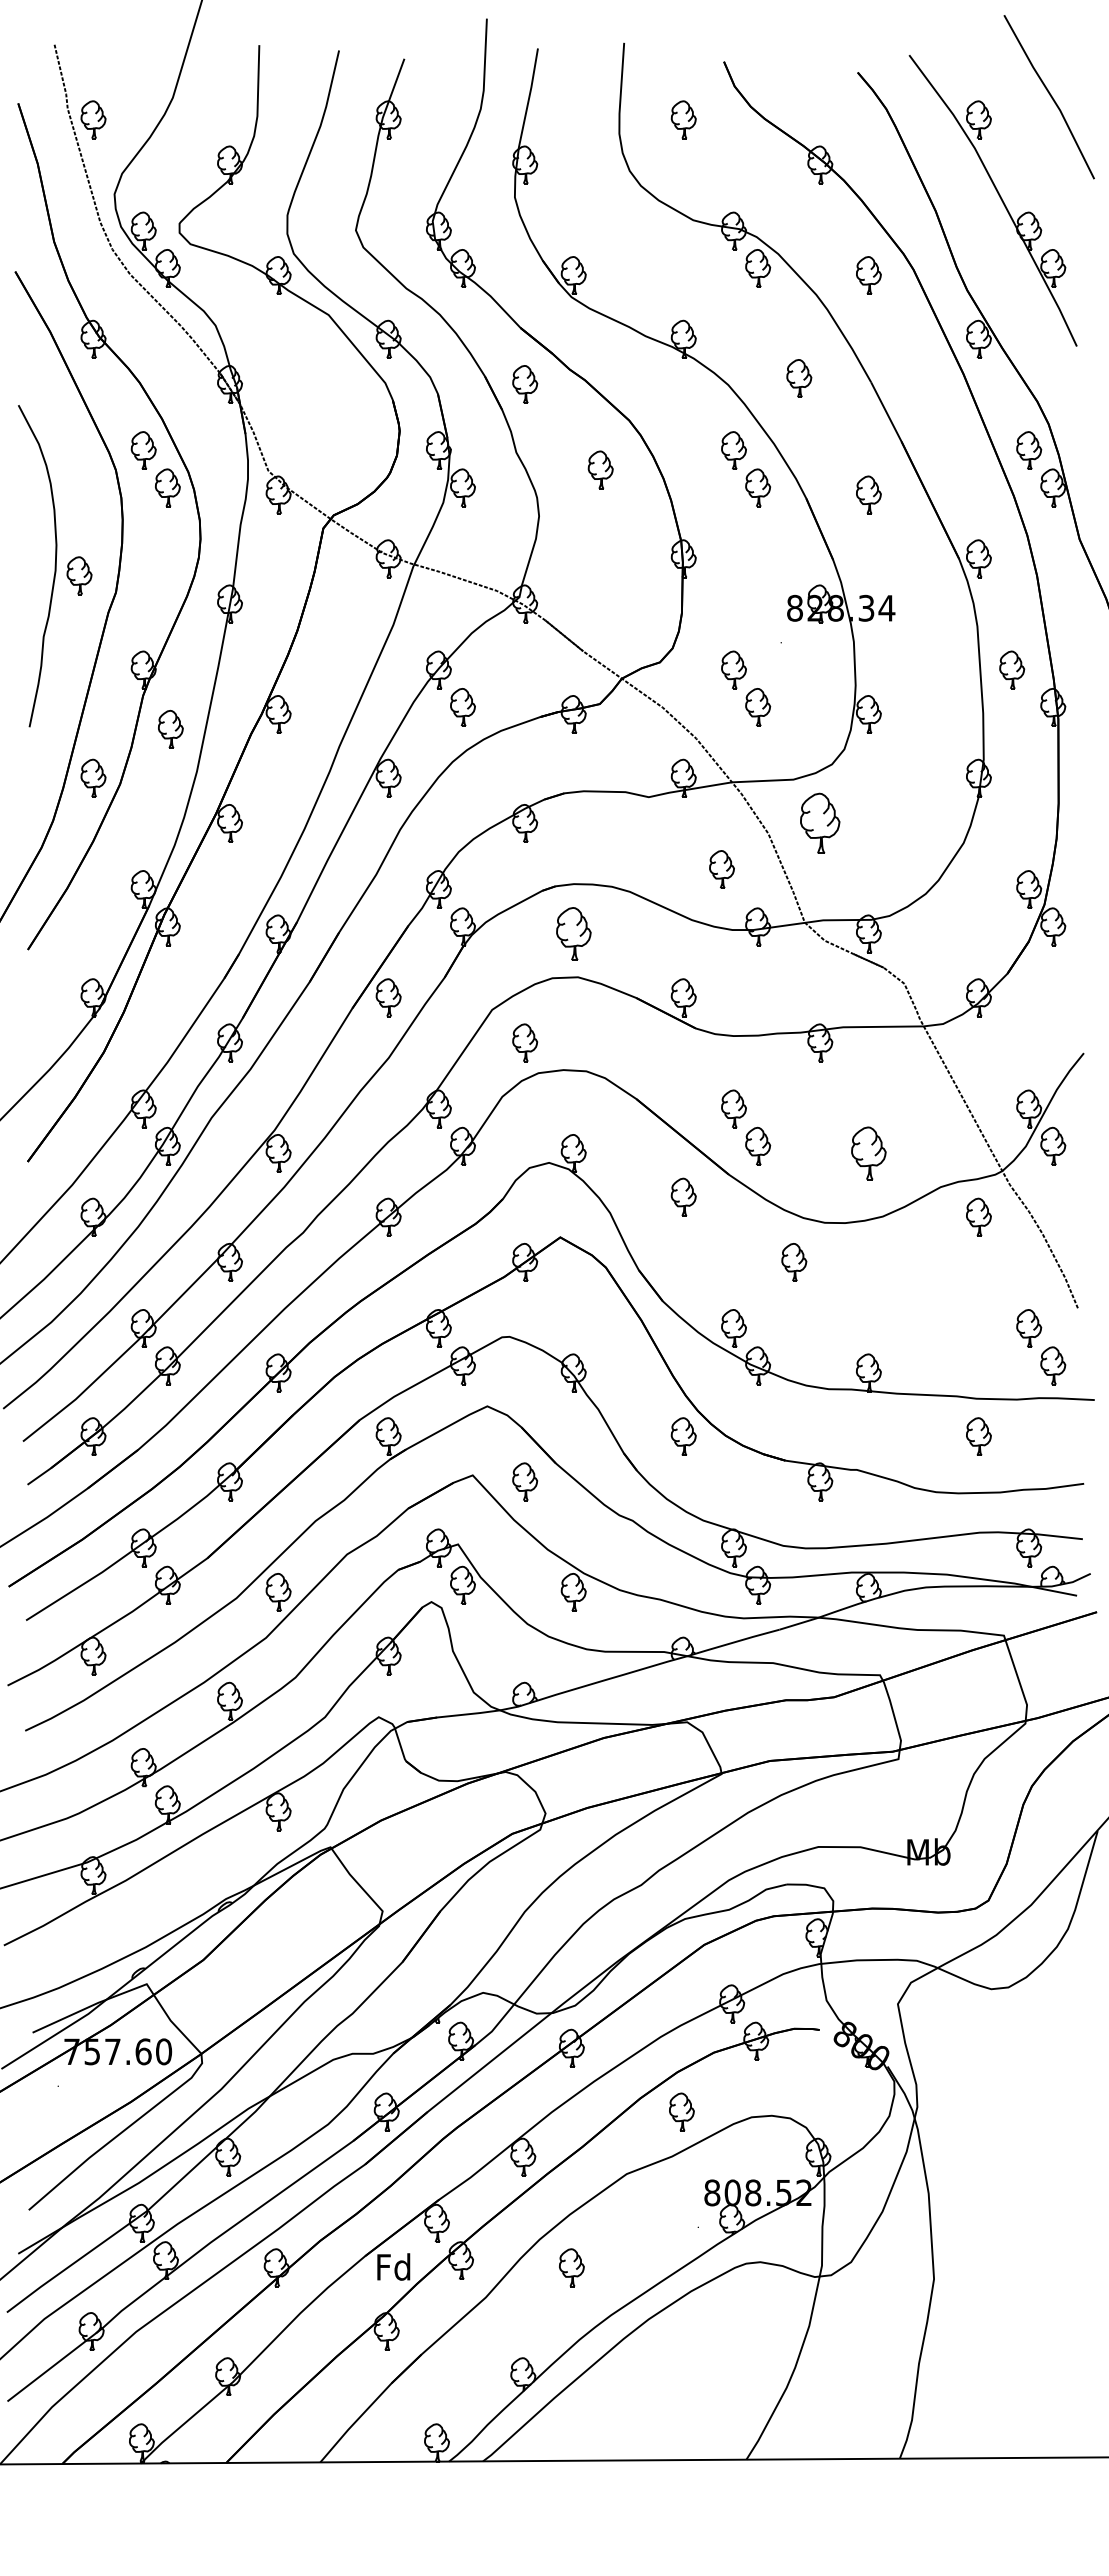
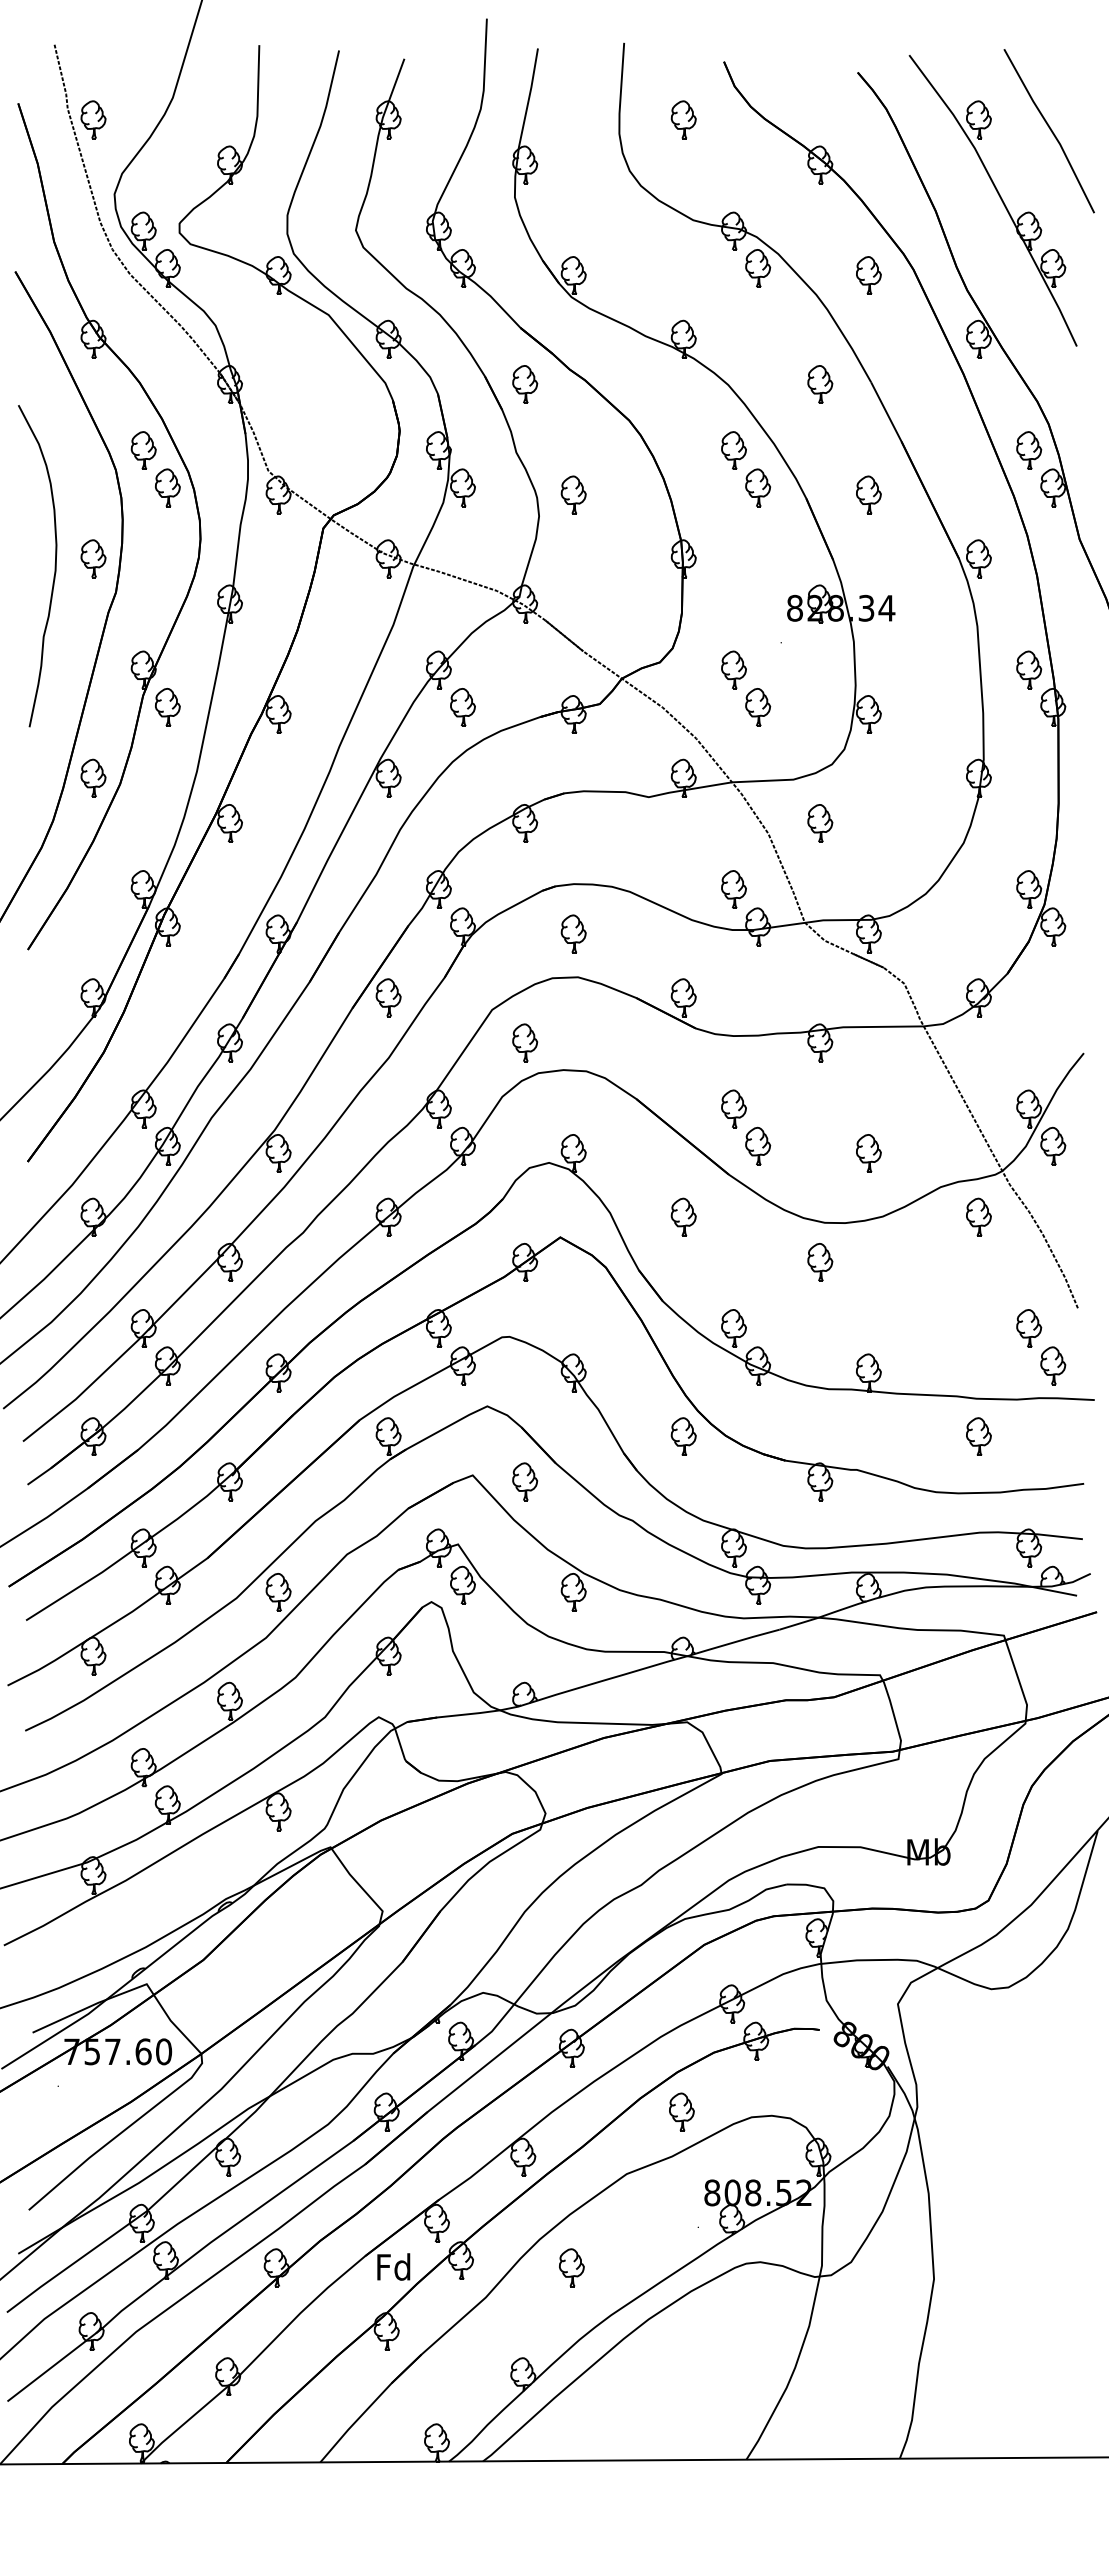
line position: (1049, 95) -> (1049, 129) (1049, 129)
part position: (799, 378) -> (820, 384) (820, 384)
part position: (600, 469) -> (573, 494) (573, 494)
part position: (79, 575) -> (93, 558) (93, 558)
part position: (1012, 669) -> (1029, 669) (1029, 669)
part position: (170, 728) -> (167, 706) (167, 706)
part size: 41x62 px -> 27x39 px (820, 823)
part position: (721, 869) -> (733, 889) (733, 889)
part size: 36x54 px -> 27x40 px (573, 933)
part size: 36x55 px -> 26x39 px (868, 1153)
part position: (683, 1196) -> (683, 1216) (683, 1216)
part position: (794, 1262) -> (820, 1262) (820, 1262)
